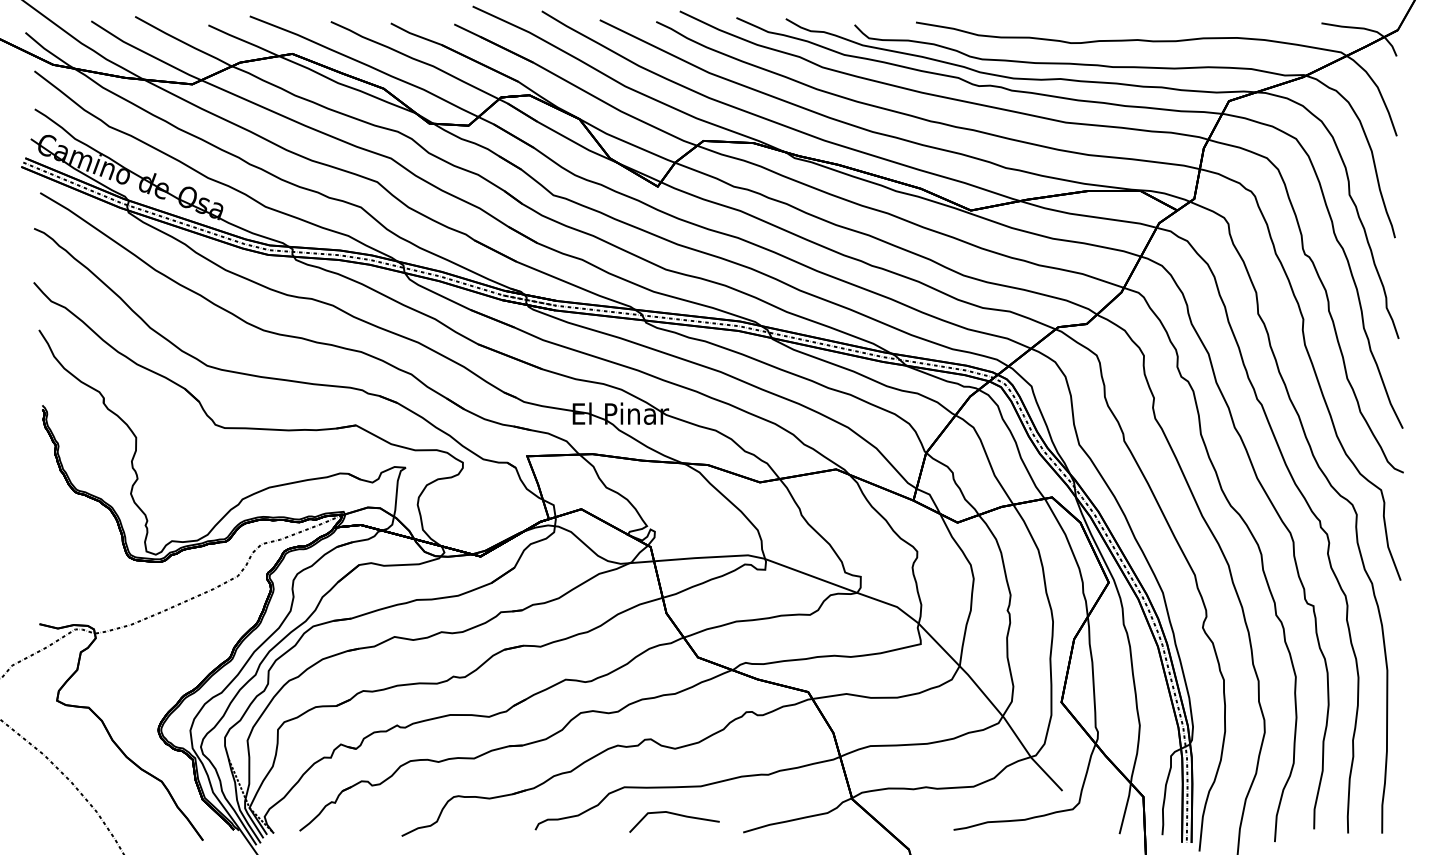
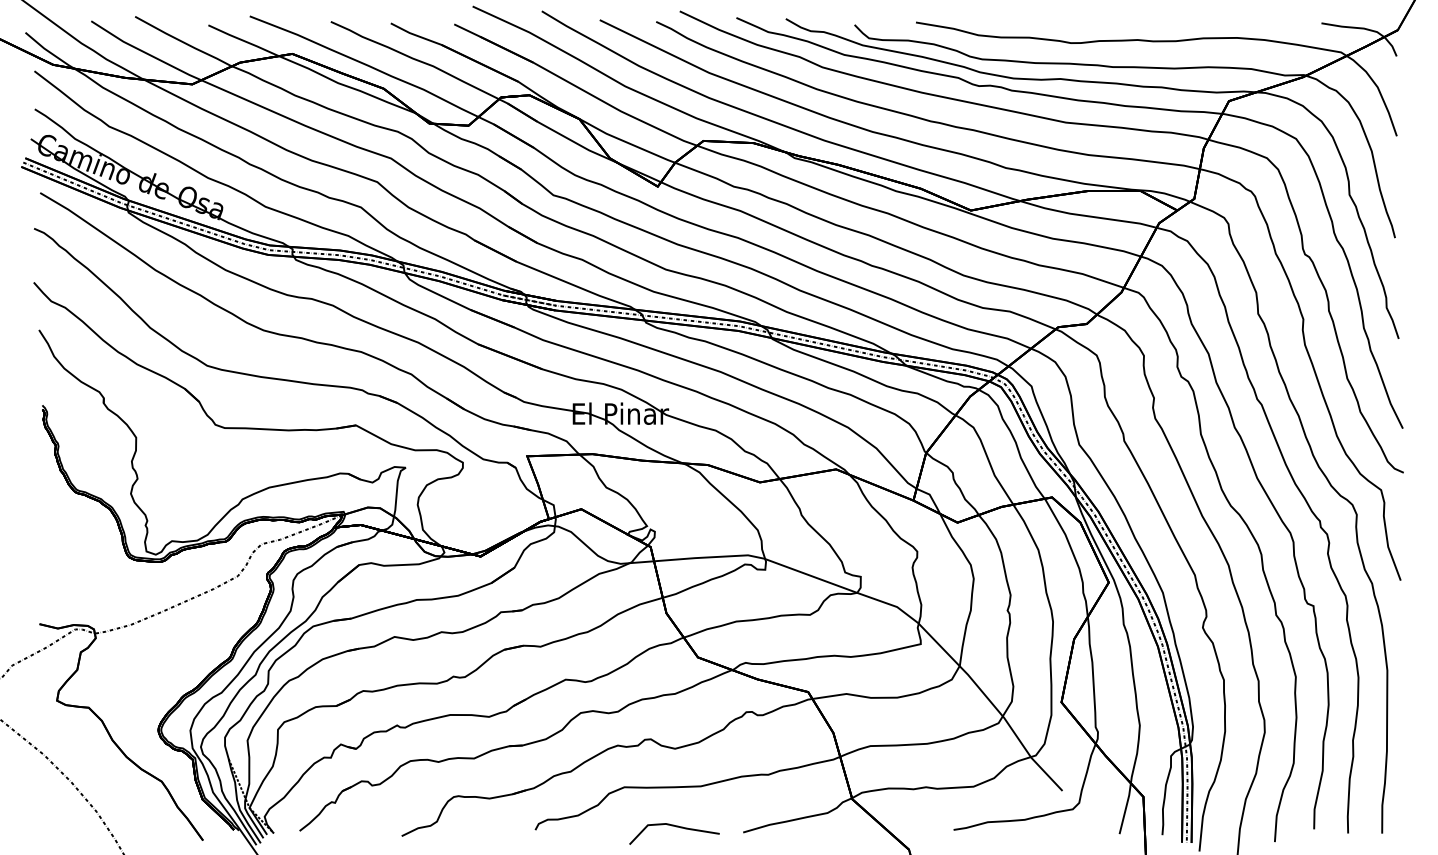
line position: (676, 815) -> (676, 827) (676, 827)
